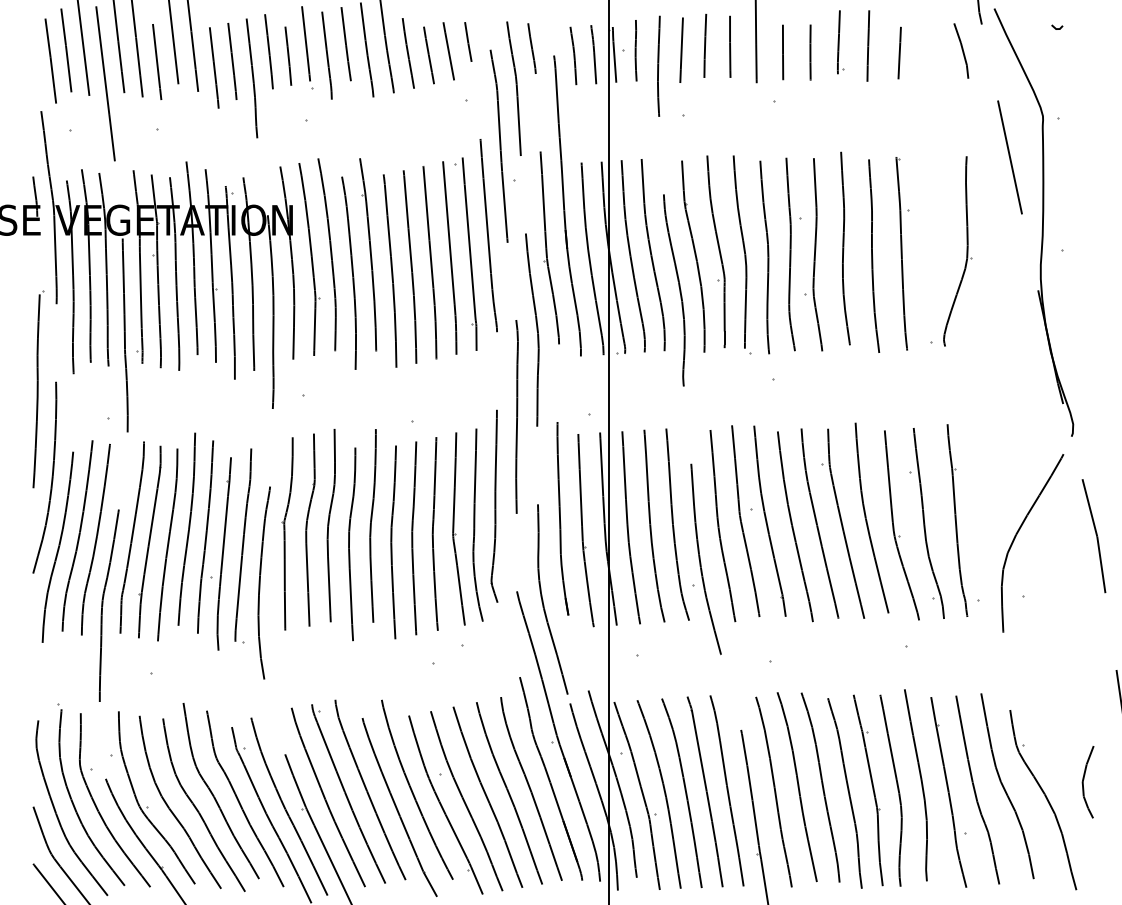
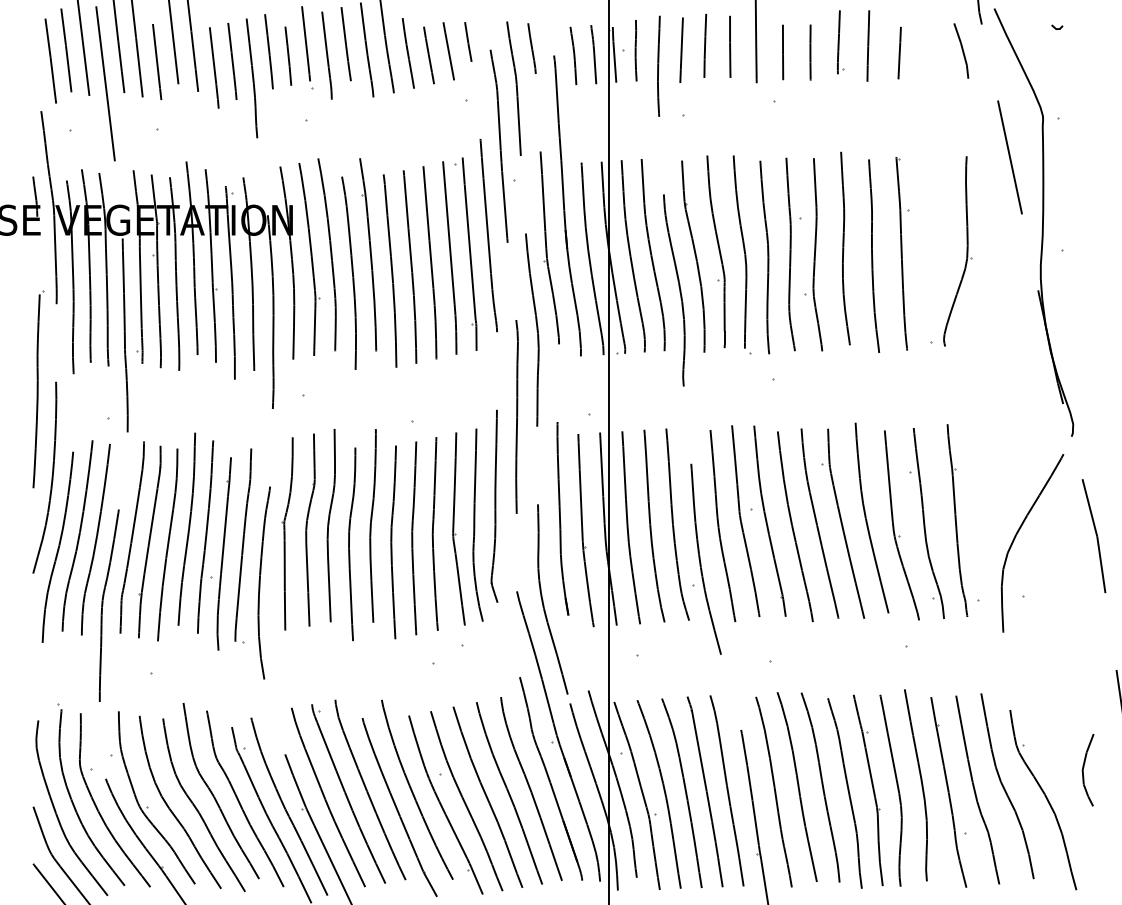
curve position: (1083, 782) -> (1083, 770) (1083, 770)
